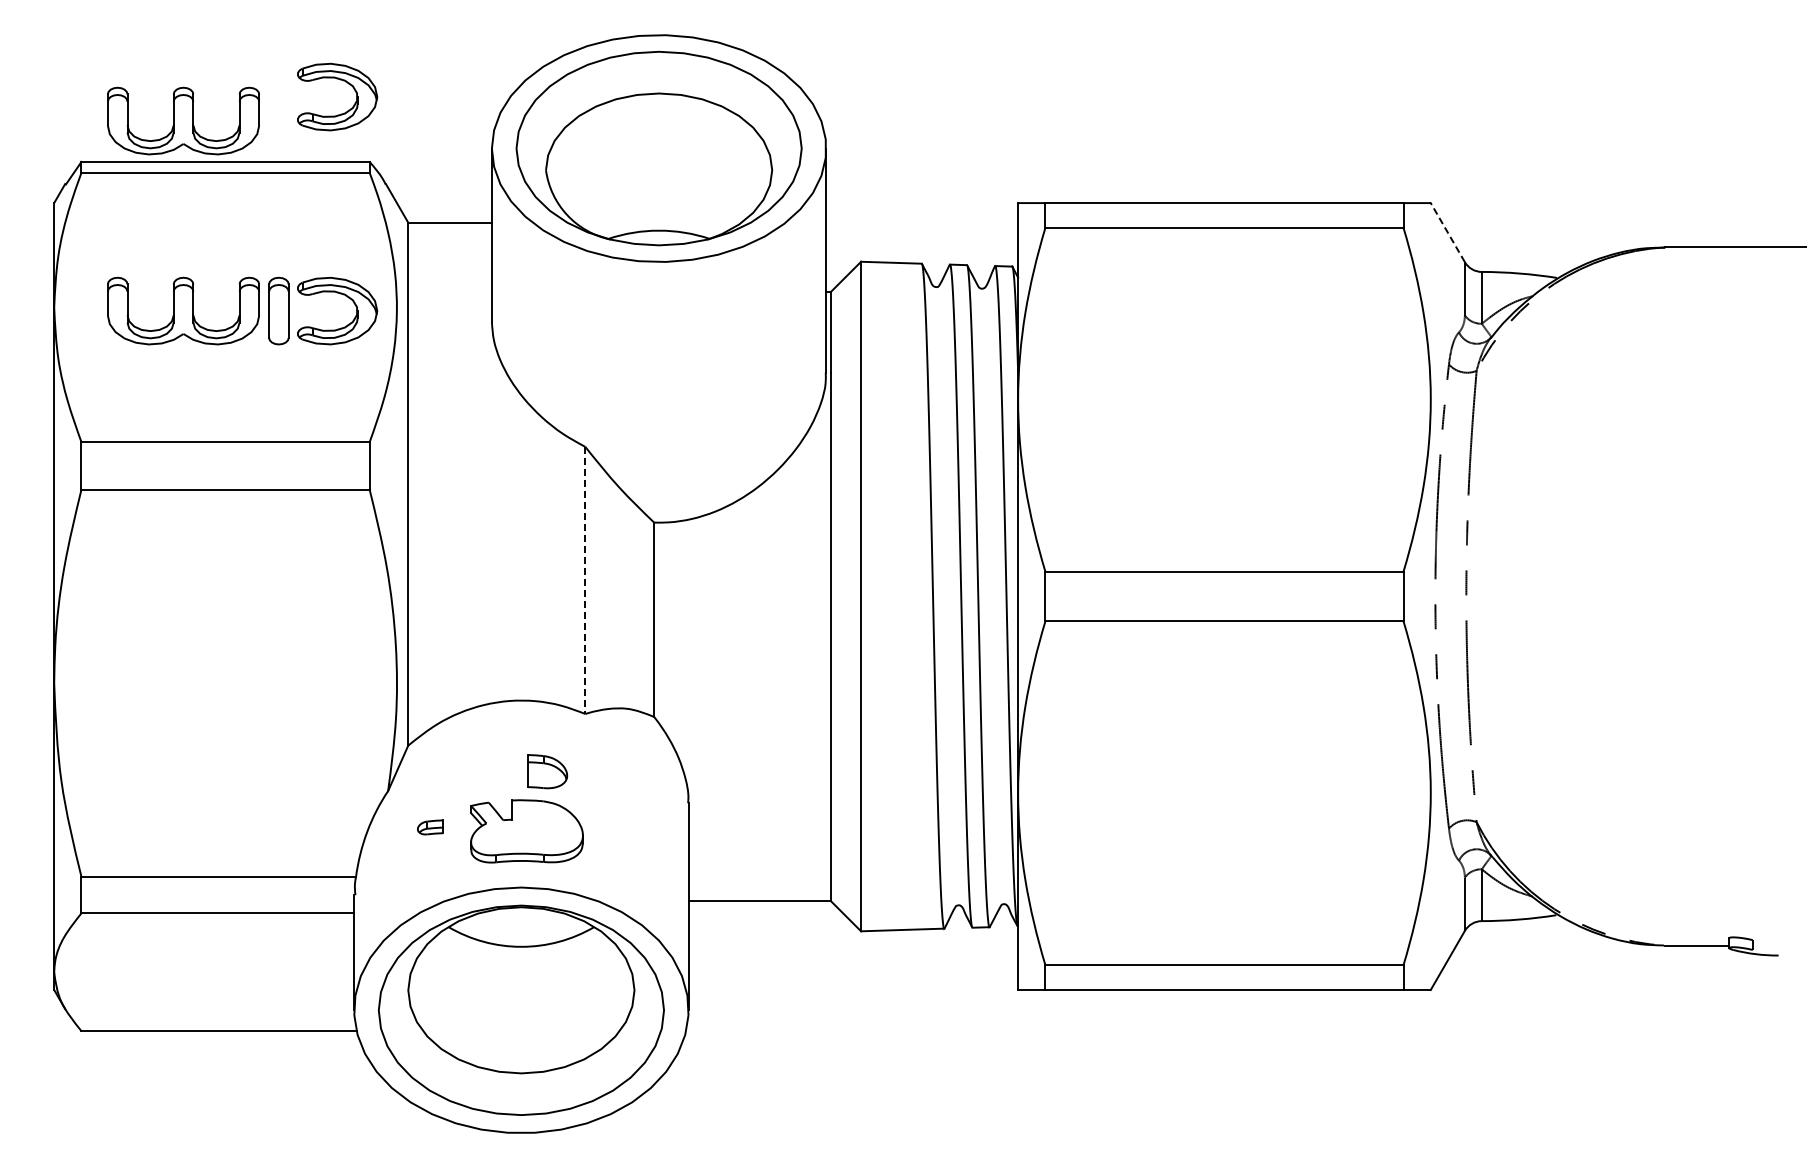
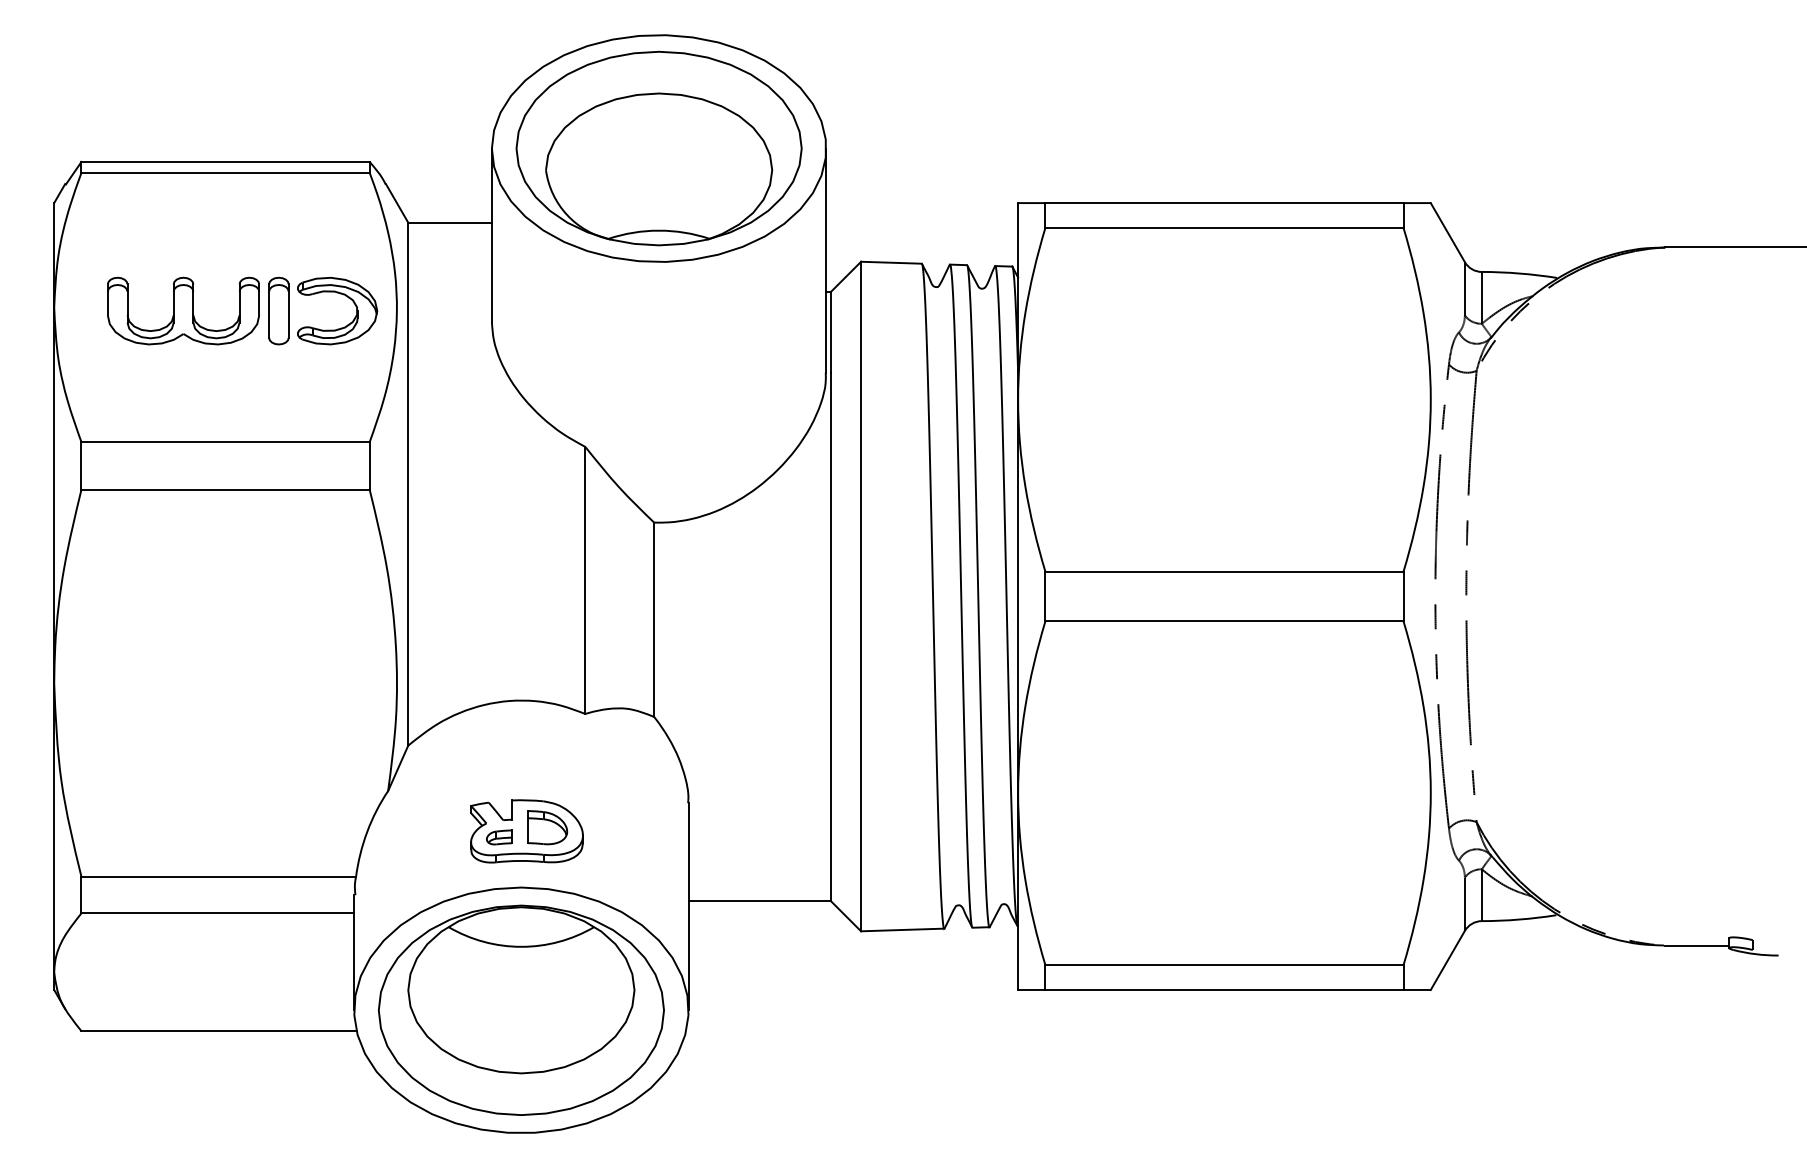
part: present -> none (345, 82)
part: present -> none (183, 120)
line: dashed -> solid (1447, 232)
line: dashed -> solid (585, 580)
part position: (547, 771) -> (547, 827) (547, 827)
part position: (430, 827) -> (499, 837) (499, 837)
